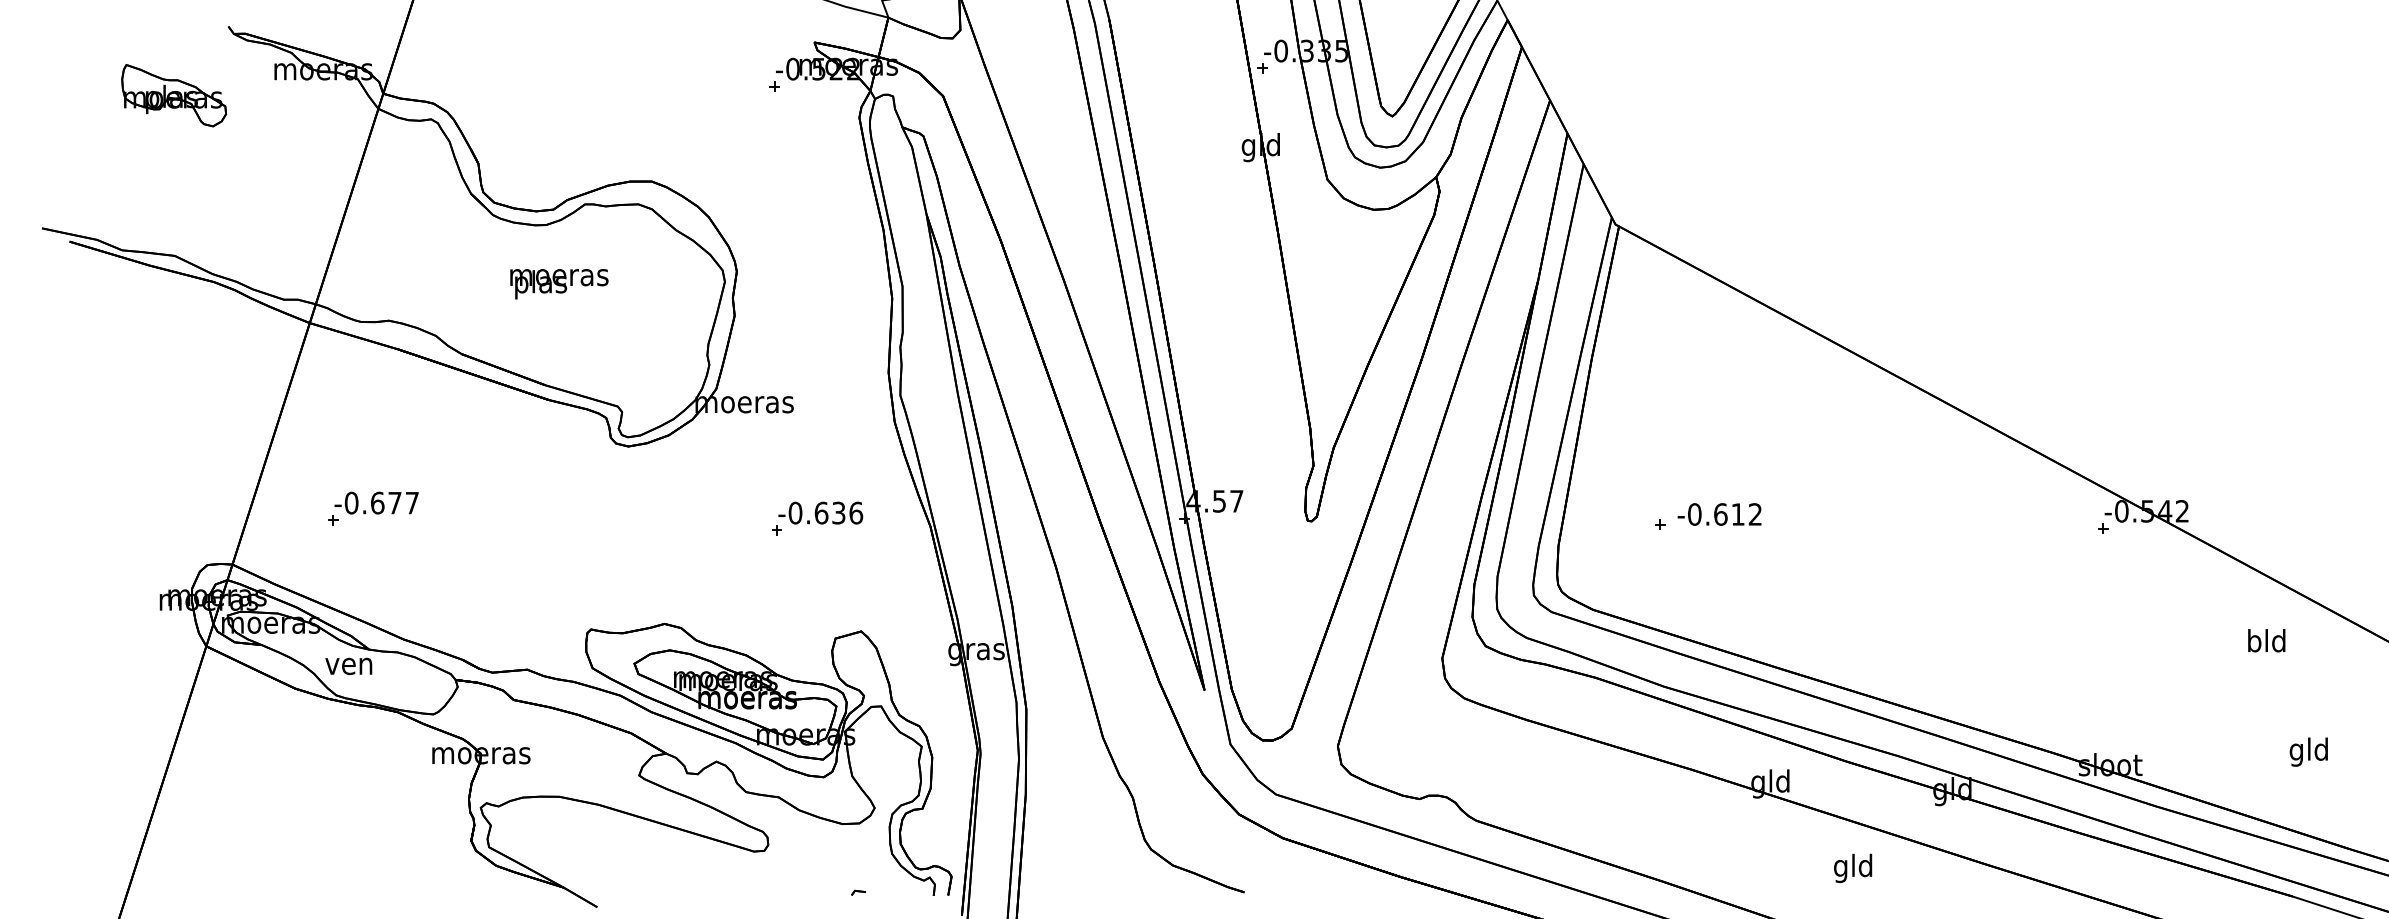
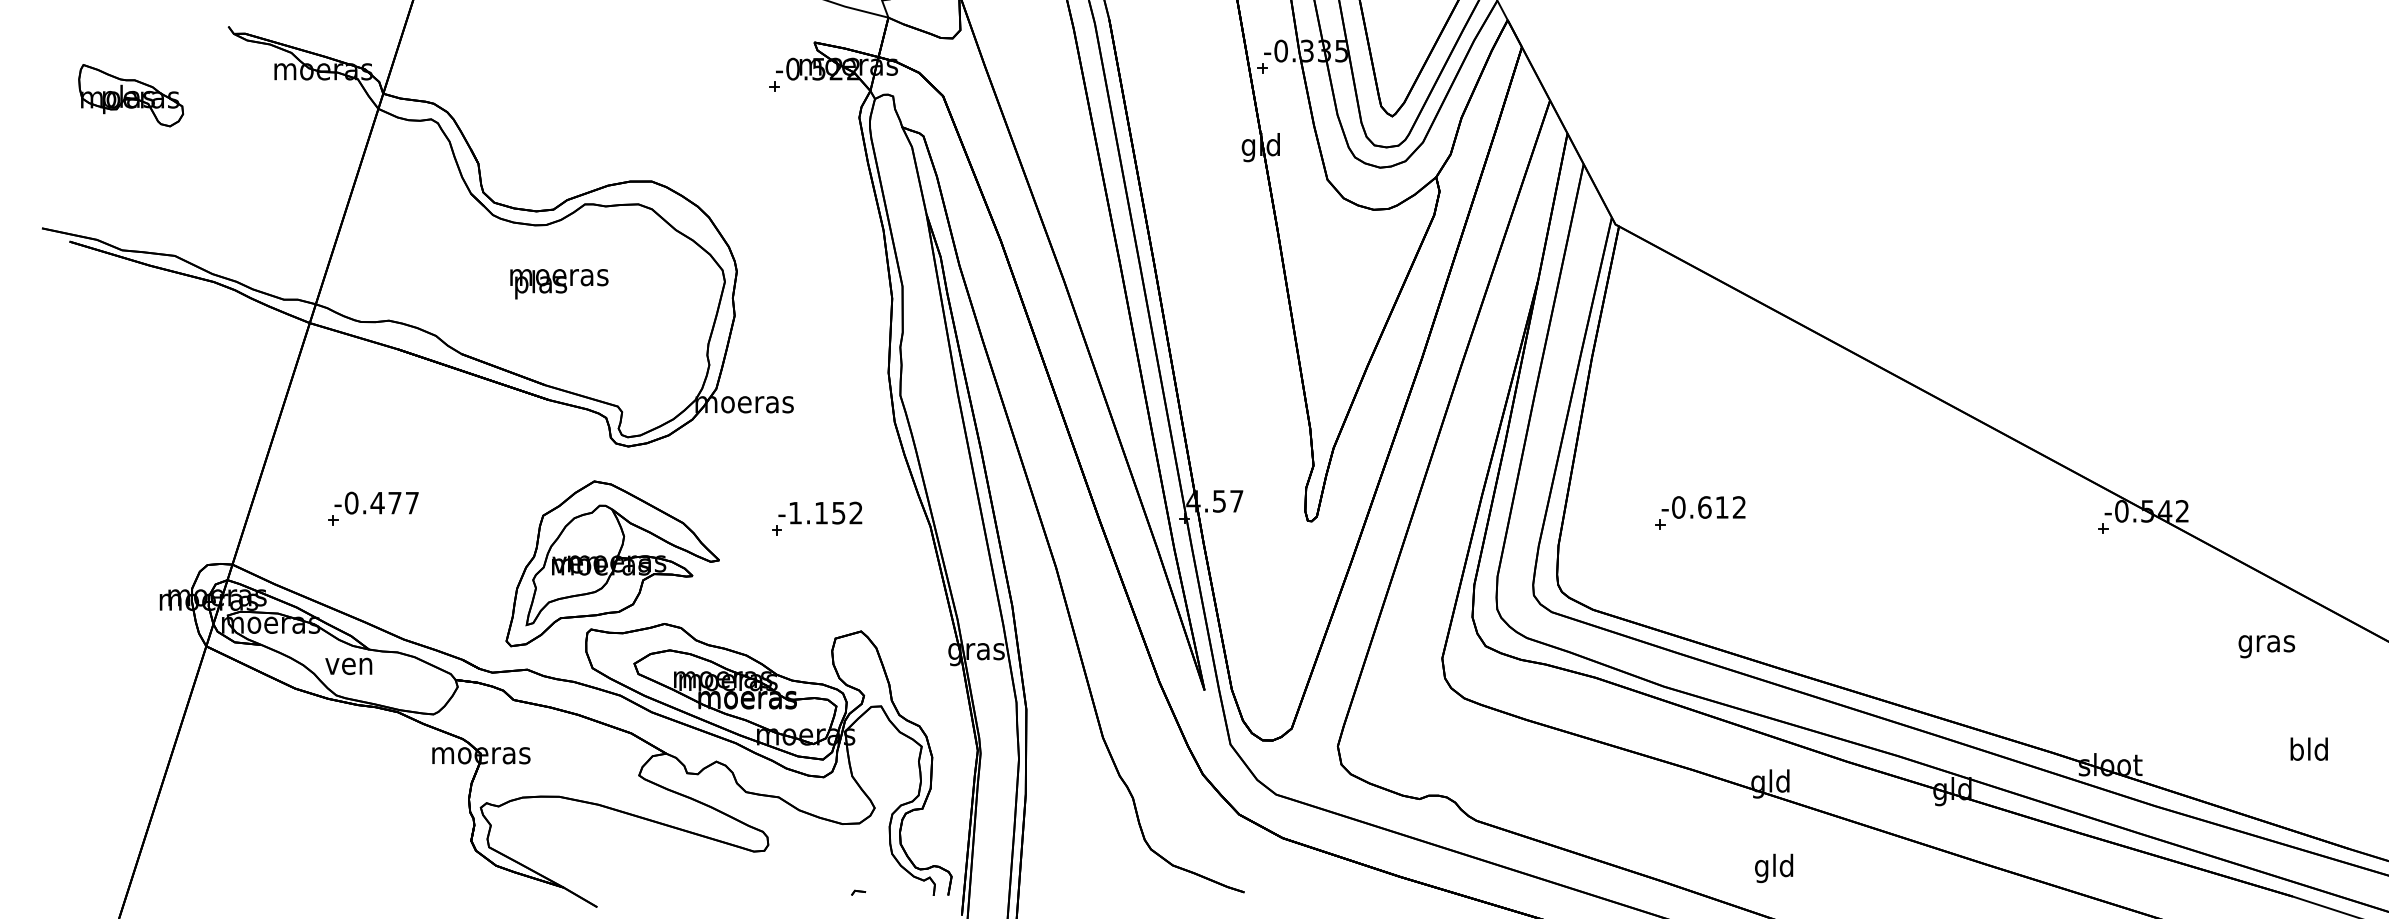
part position: (173, 95) -> (130, 95) (130, 95)
text: -0.677 -> -0.477 (377, 502)
text: -0.636 -> -1.152 (825, 512)
text position: (1719, 514) -> (1703, 507) (1703, 507)
part: none -> present (612, 563)
text: bld -> gras (2266, 643)
text: gld -> bld (2296, 751)
text position: (1853, 868) -> (1774, 868) (1774, 868)
